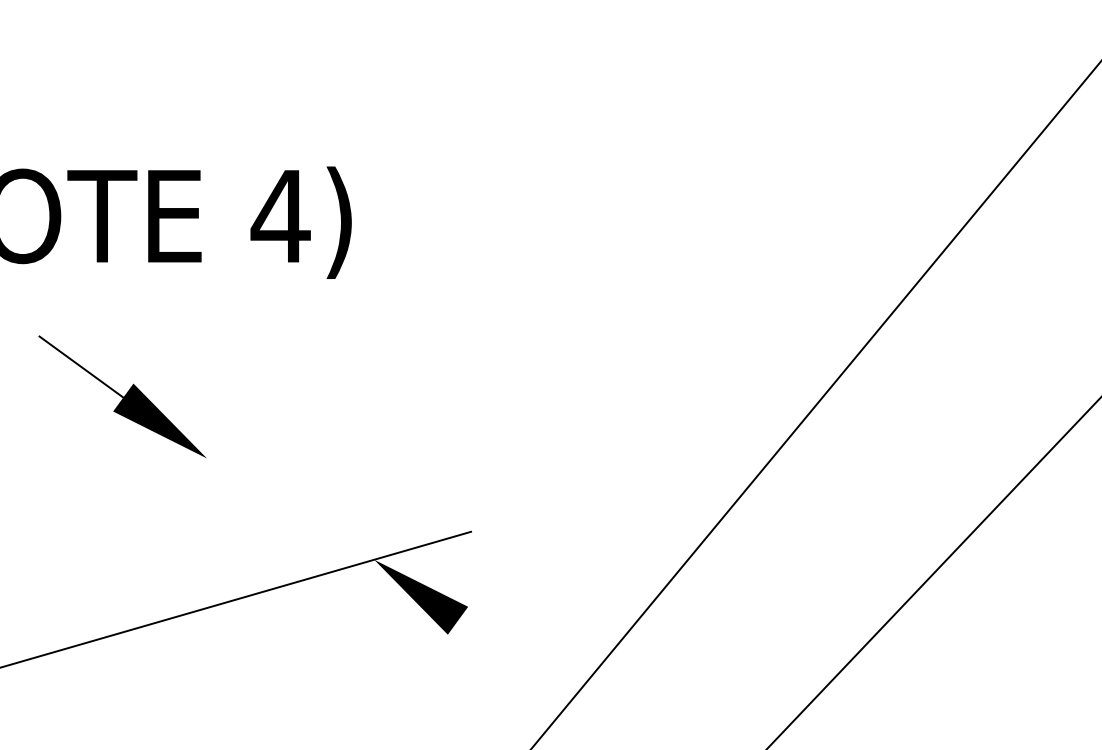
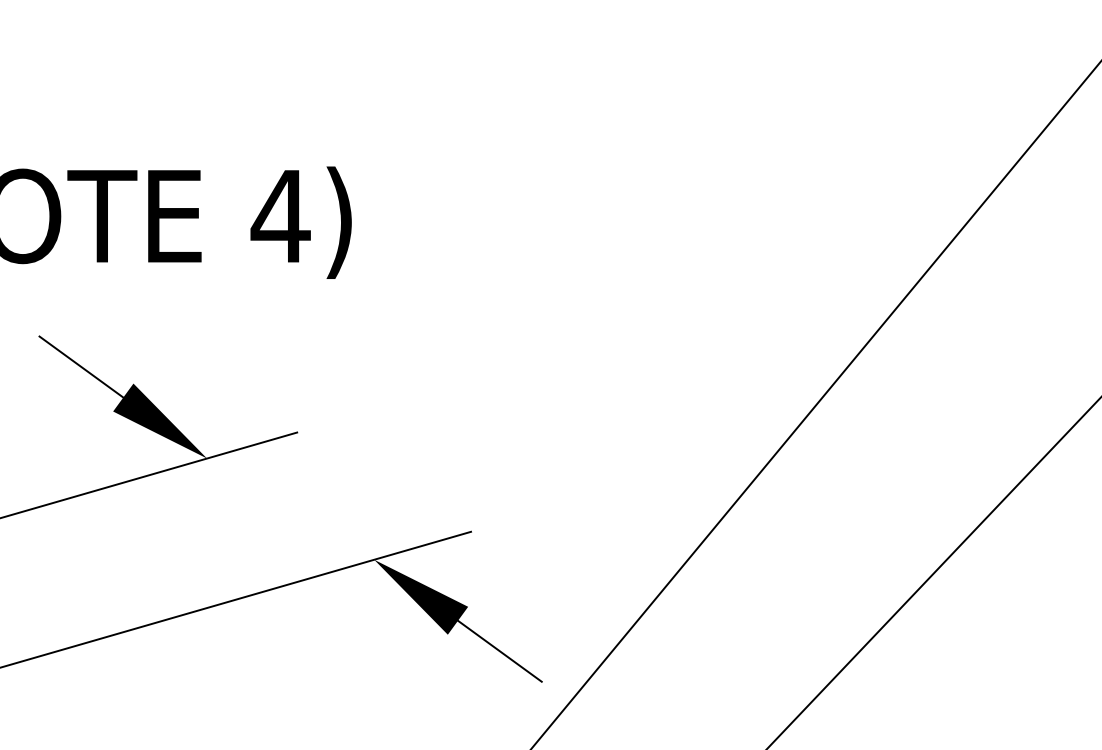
line: none -> present (149, 474)
line: none -> present (499, 650)
